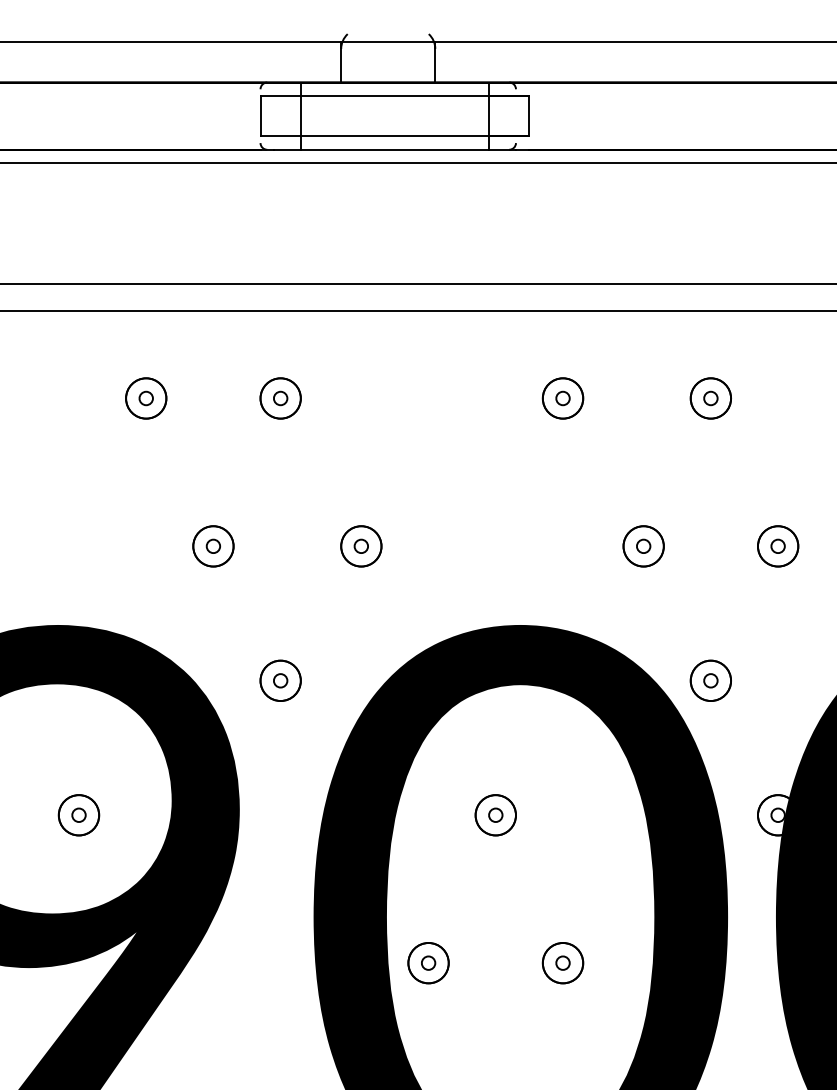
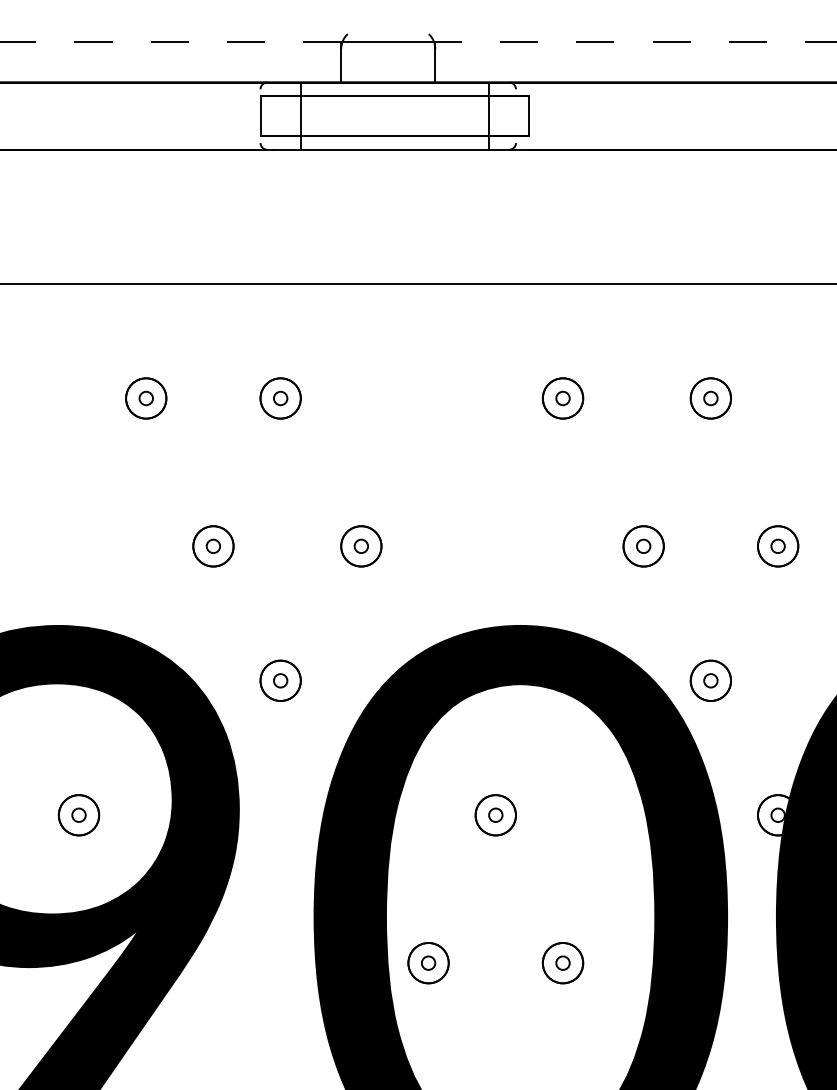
line: solid -> dashed (170, 42)
line: solid -> dashed (635, 42)
line: present -> none (417, 163)
line: present -> none (417, 311)
